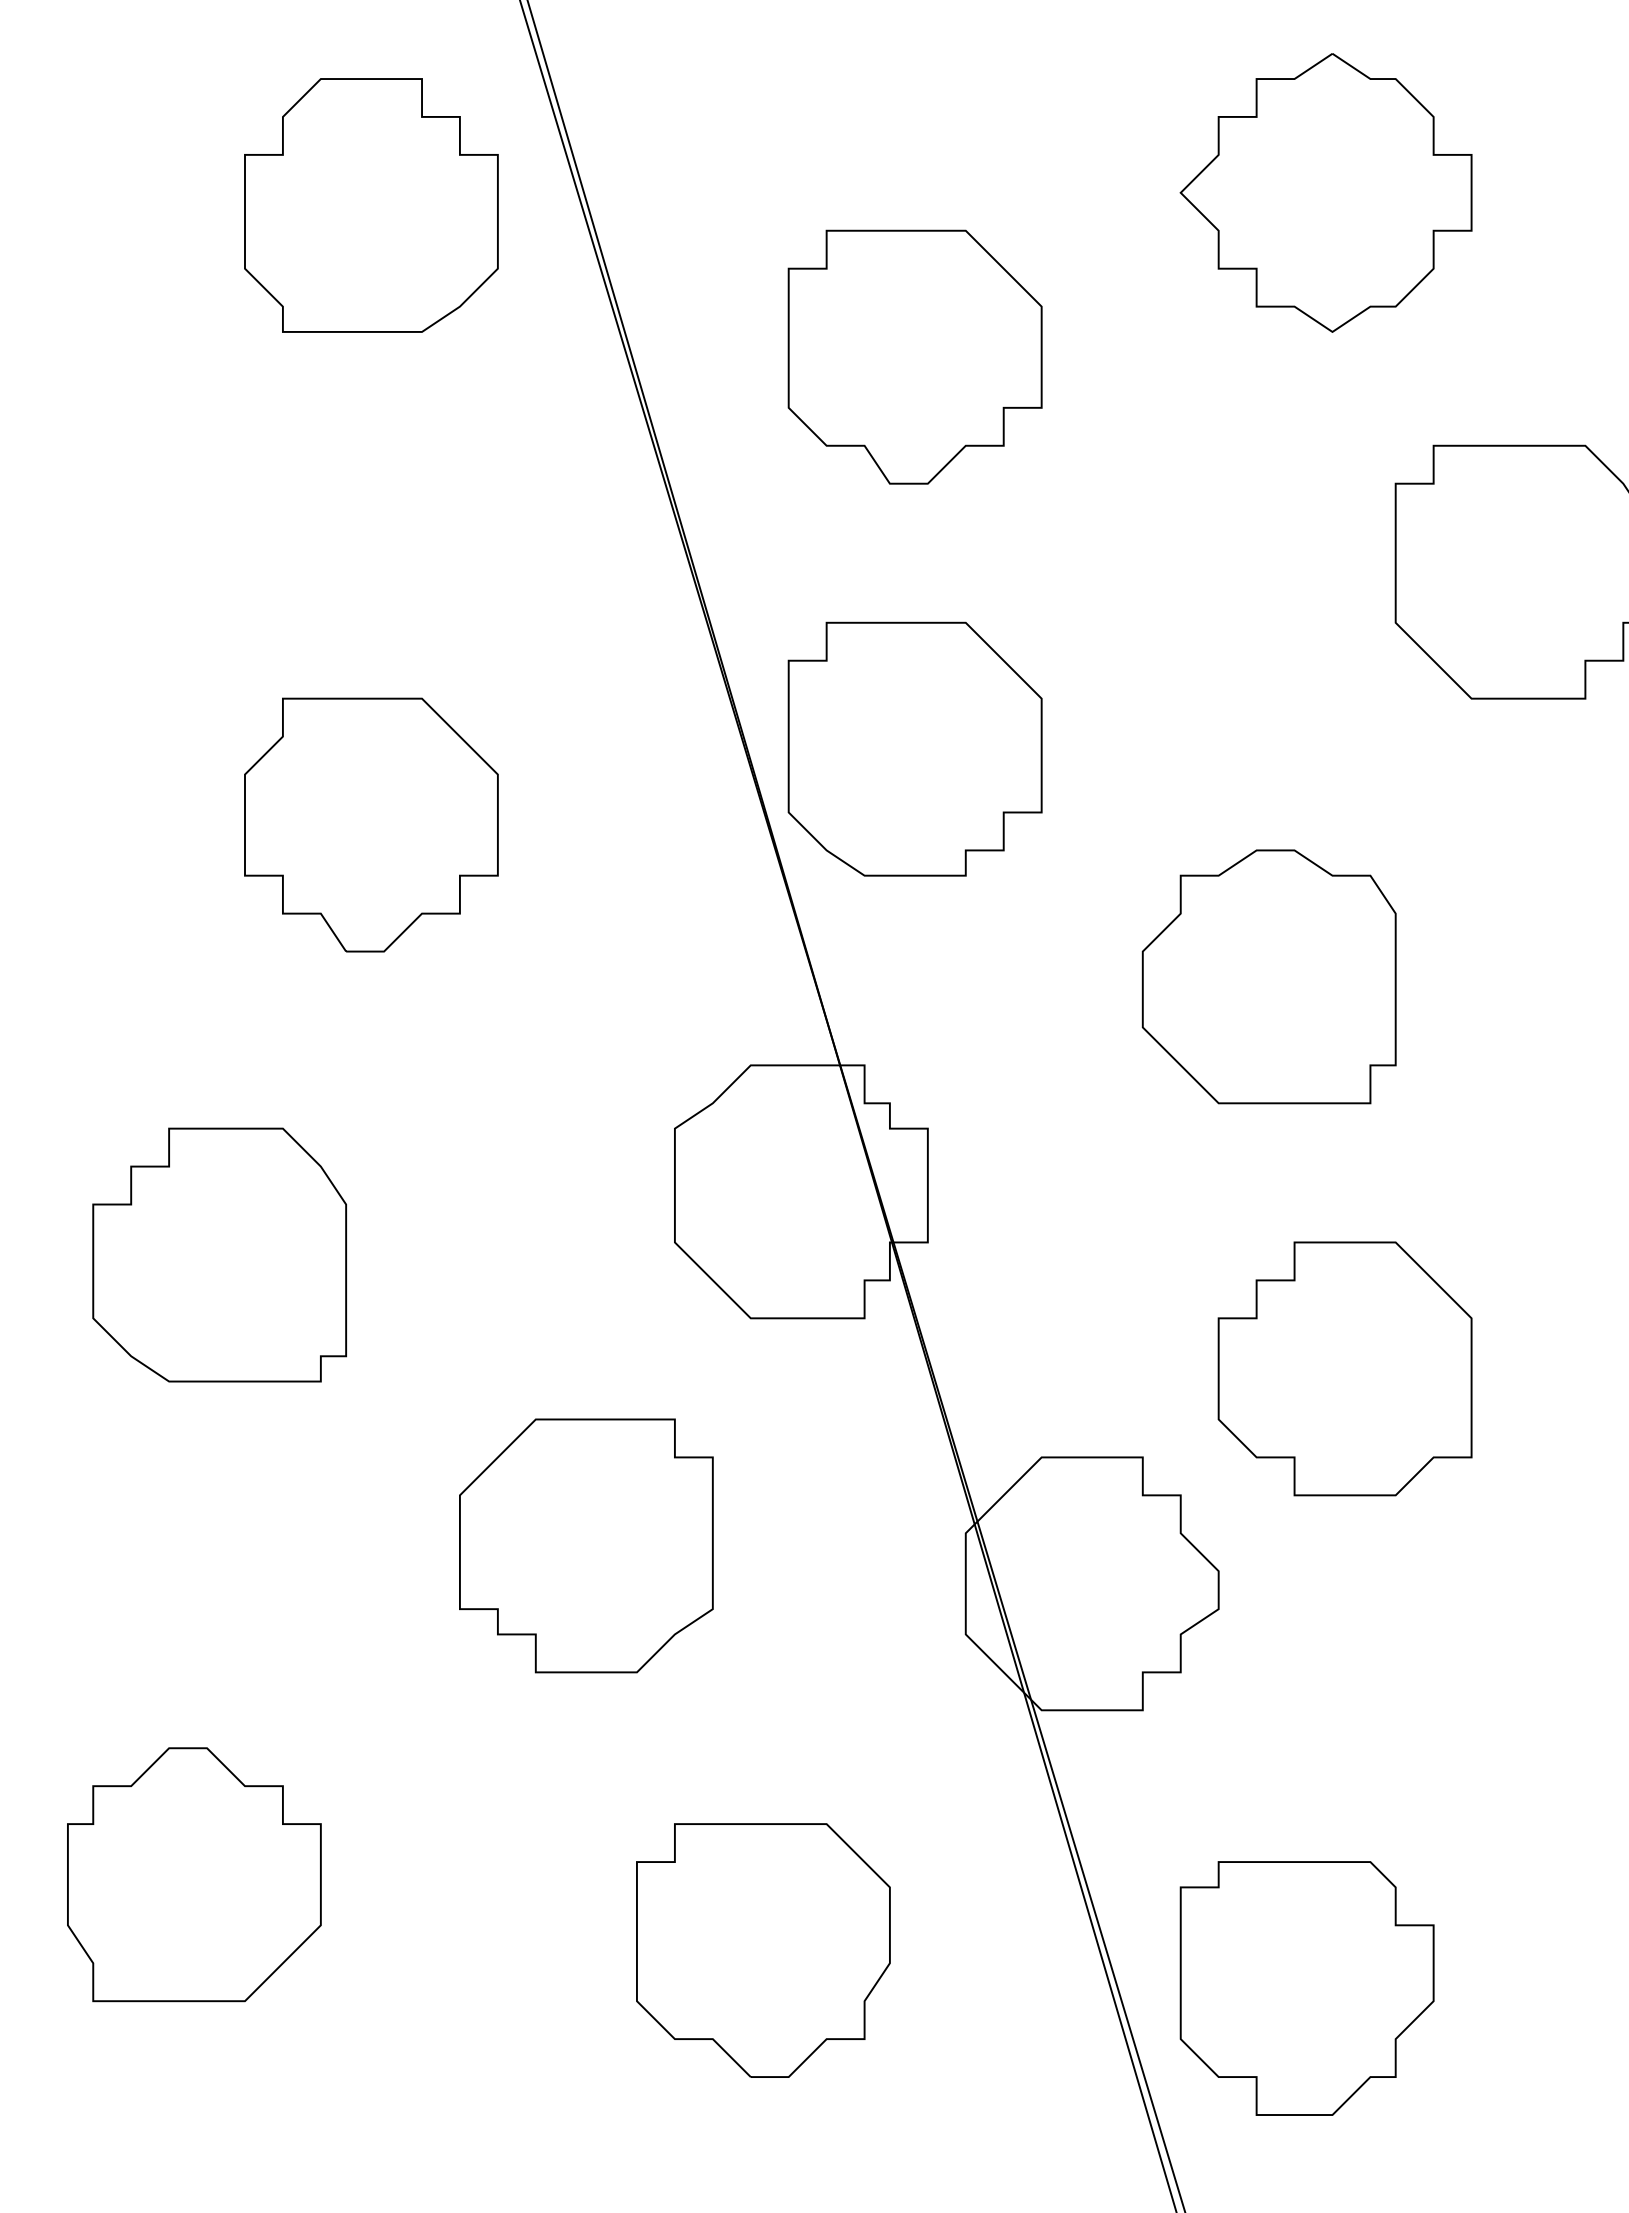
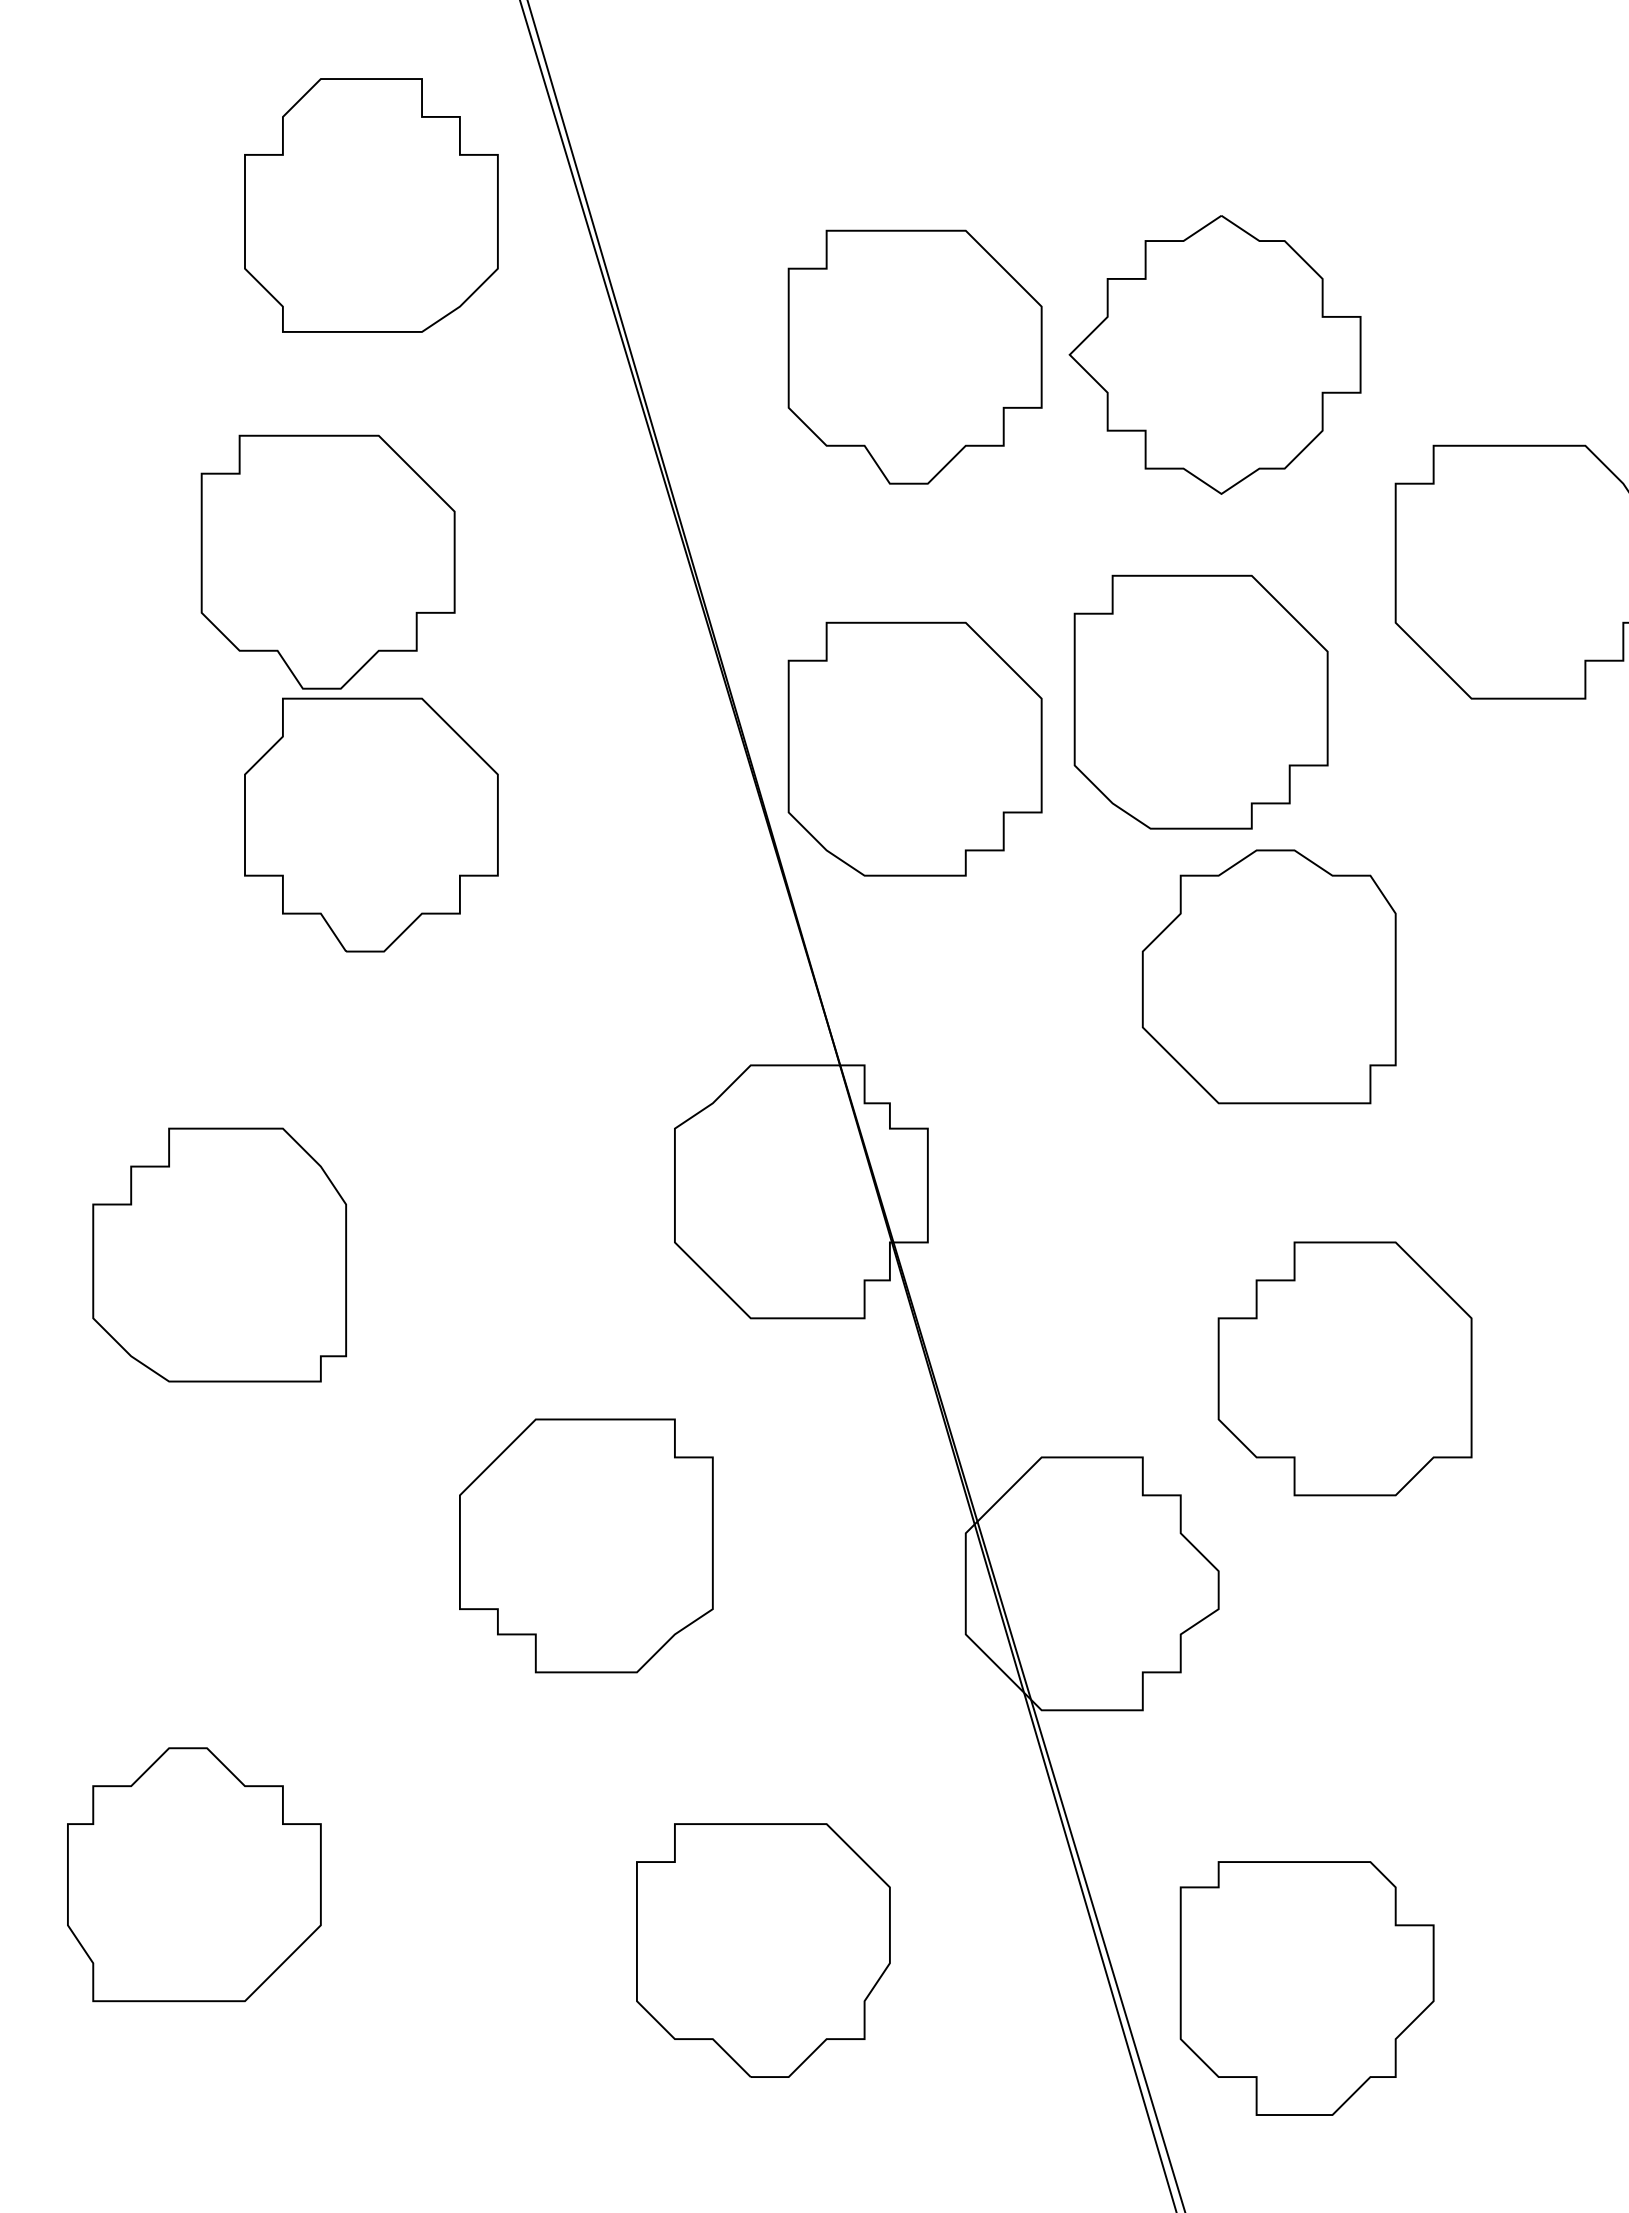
part position: (1325, 192) -> (1214, 354) (1214, 354)
part: none -> present (327, 561)
part: none -> present (1200, 701)
